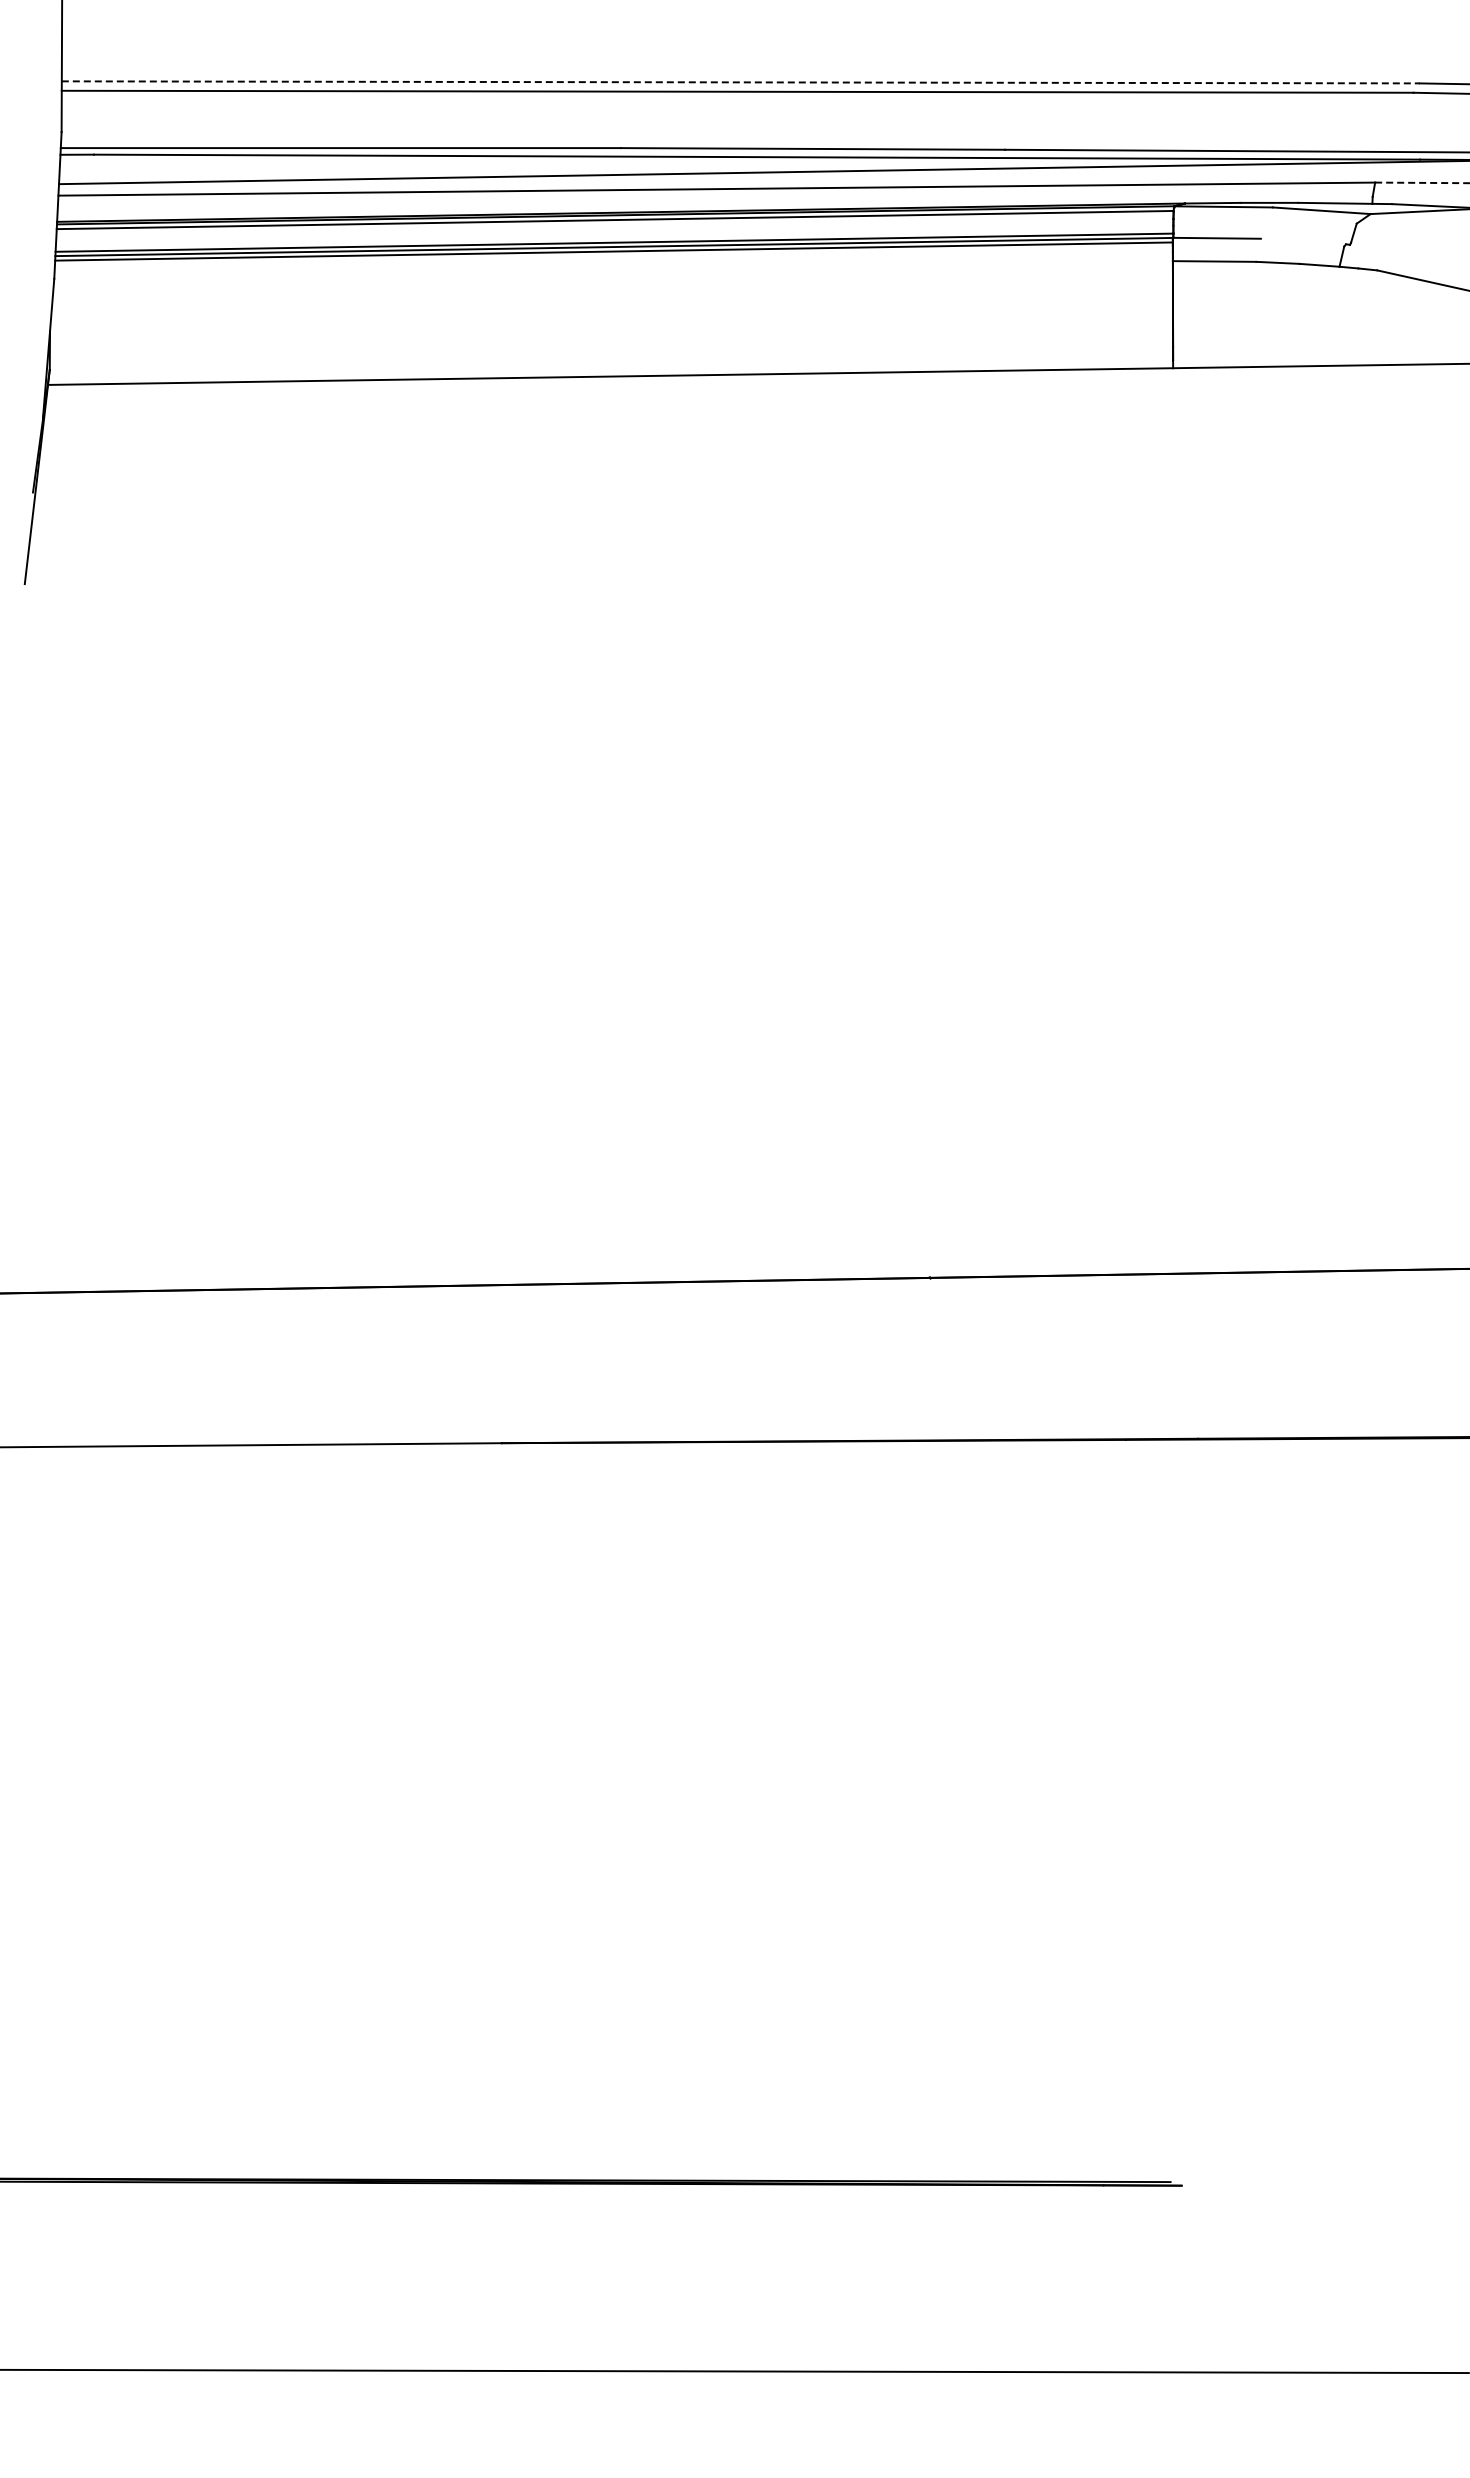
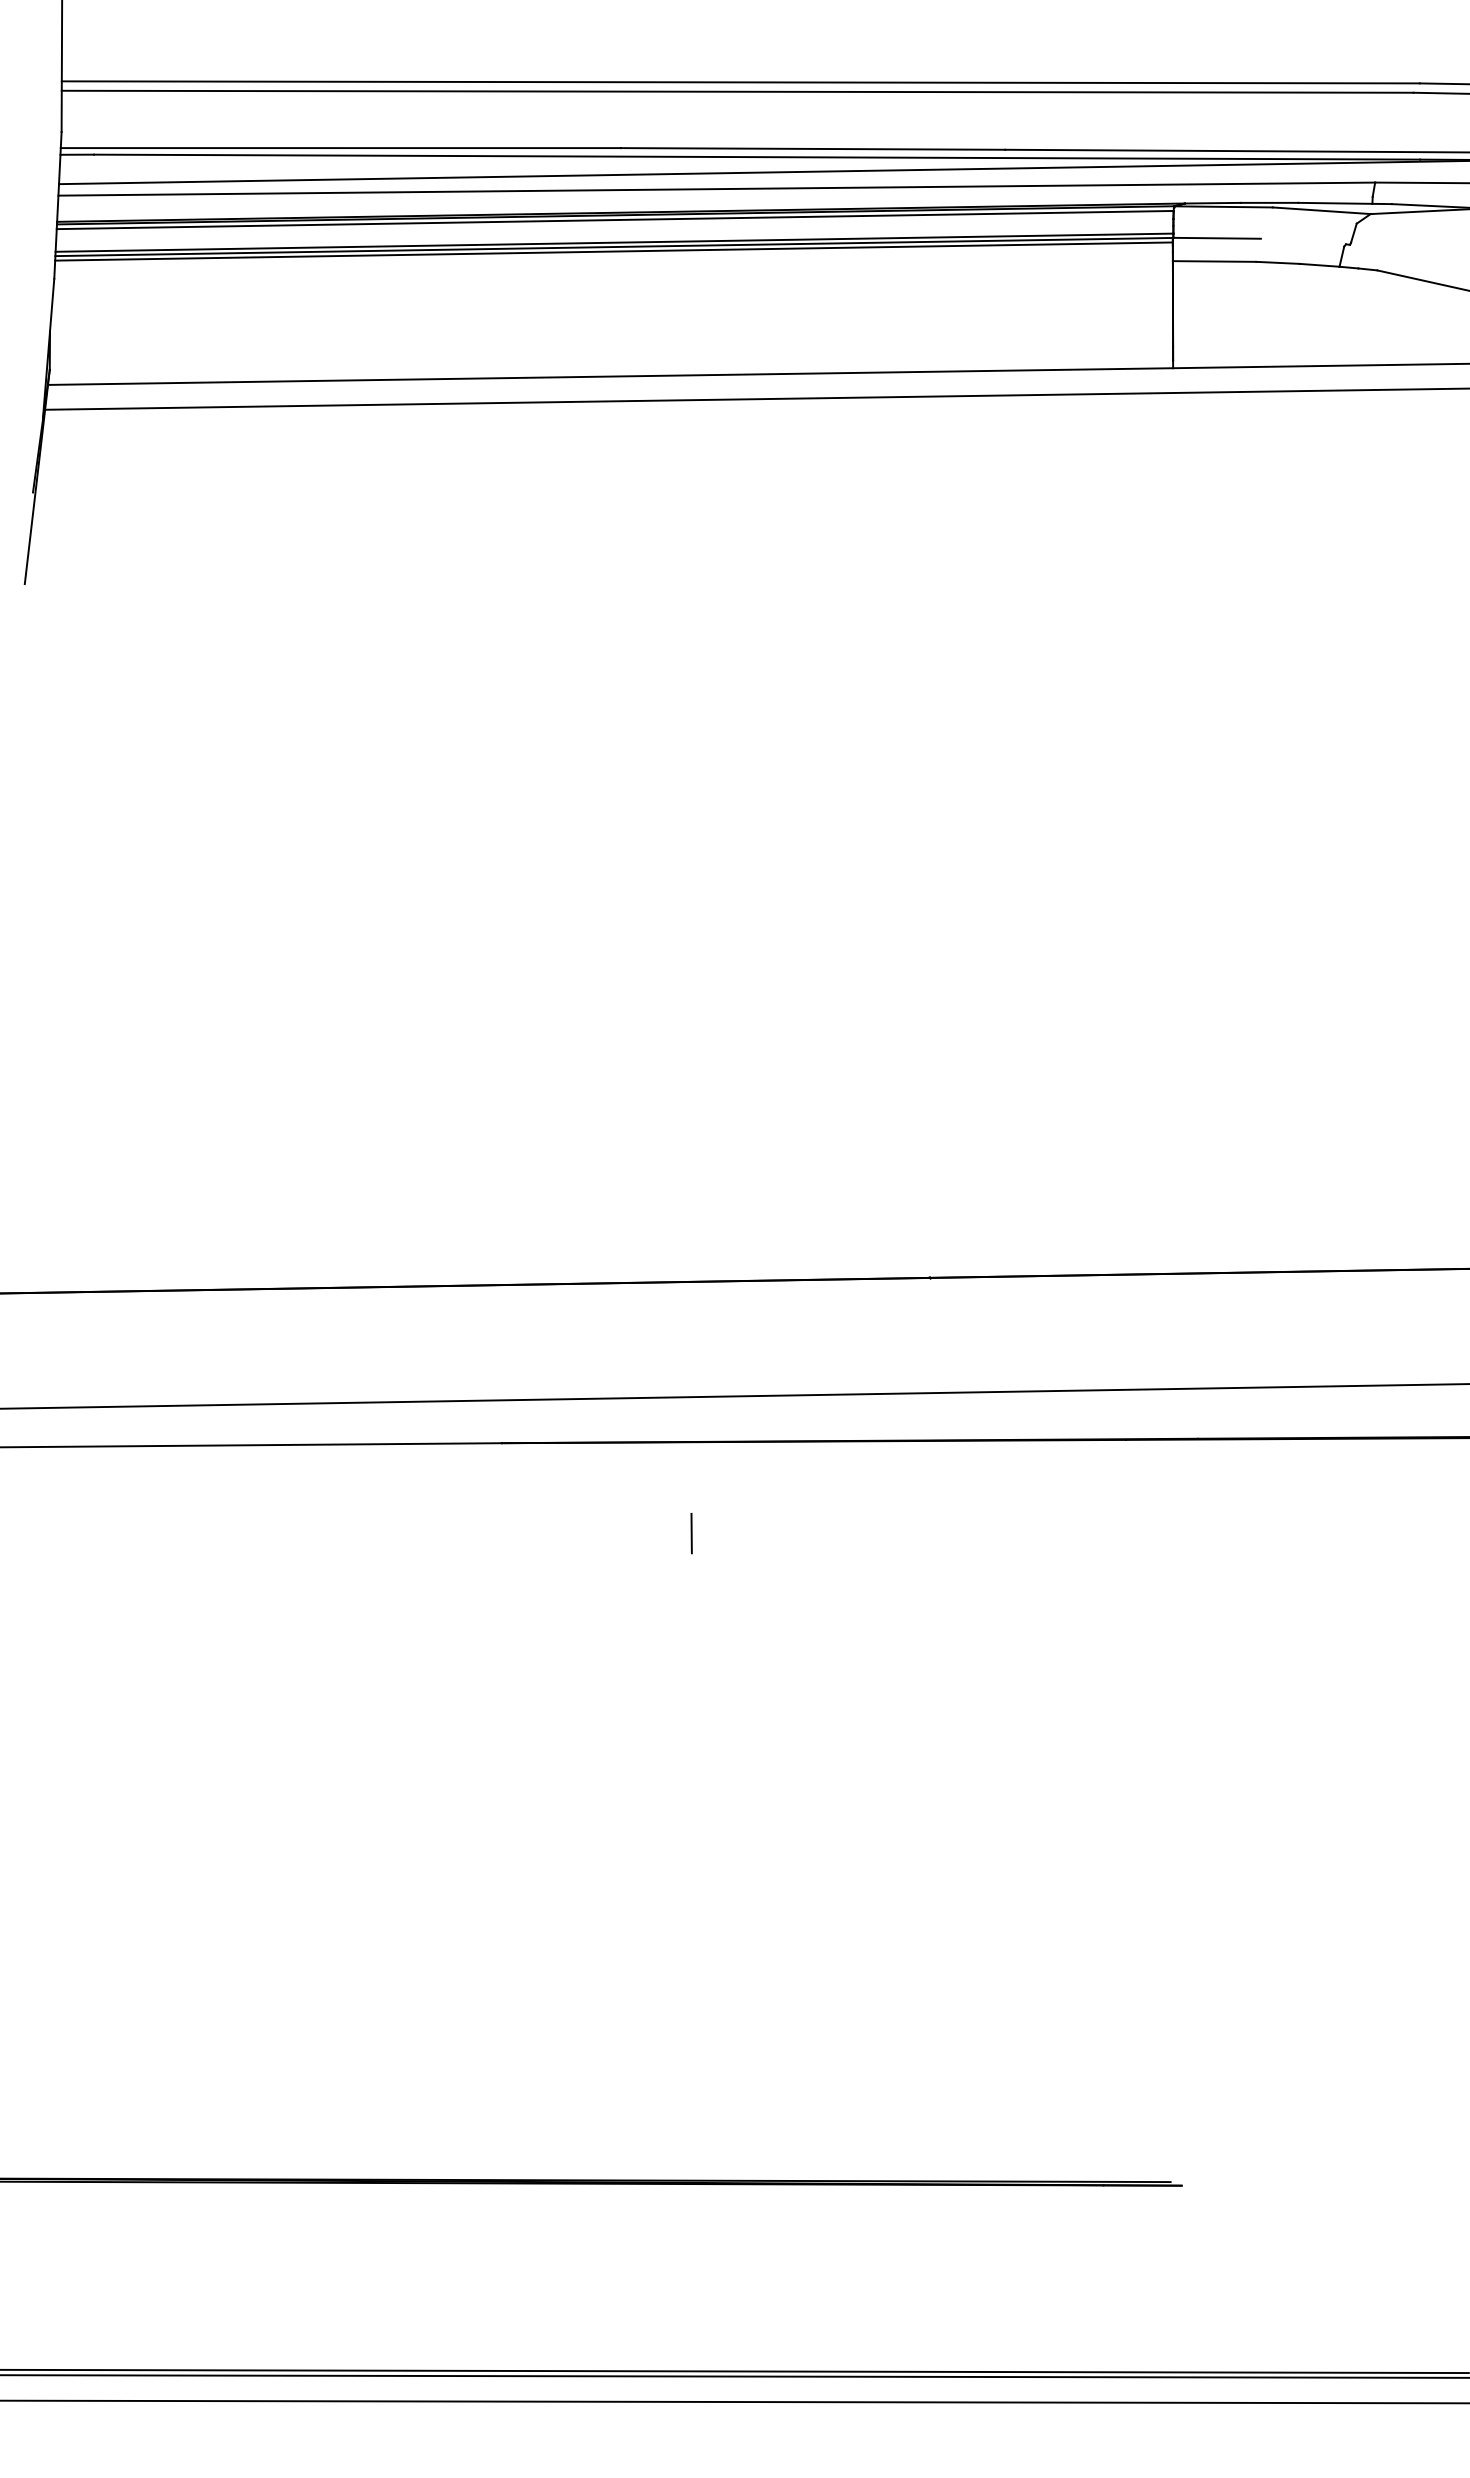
line: dashed -> solid (740, 82)
line: dashed -> solid (1422, 182)
line: none -> present (755, 398)
line: none -> present (734, 1396)
line: none -> present (691, 1533)
line: none -> present (734, 2376)
line: none -> present (734, 2401)
